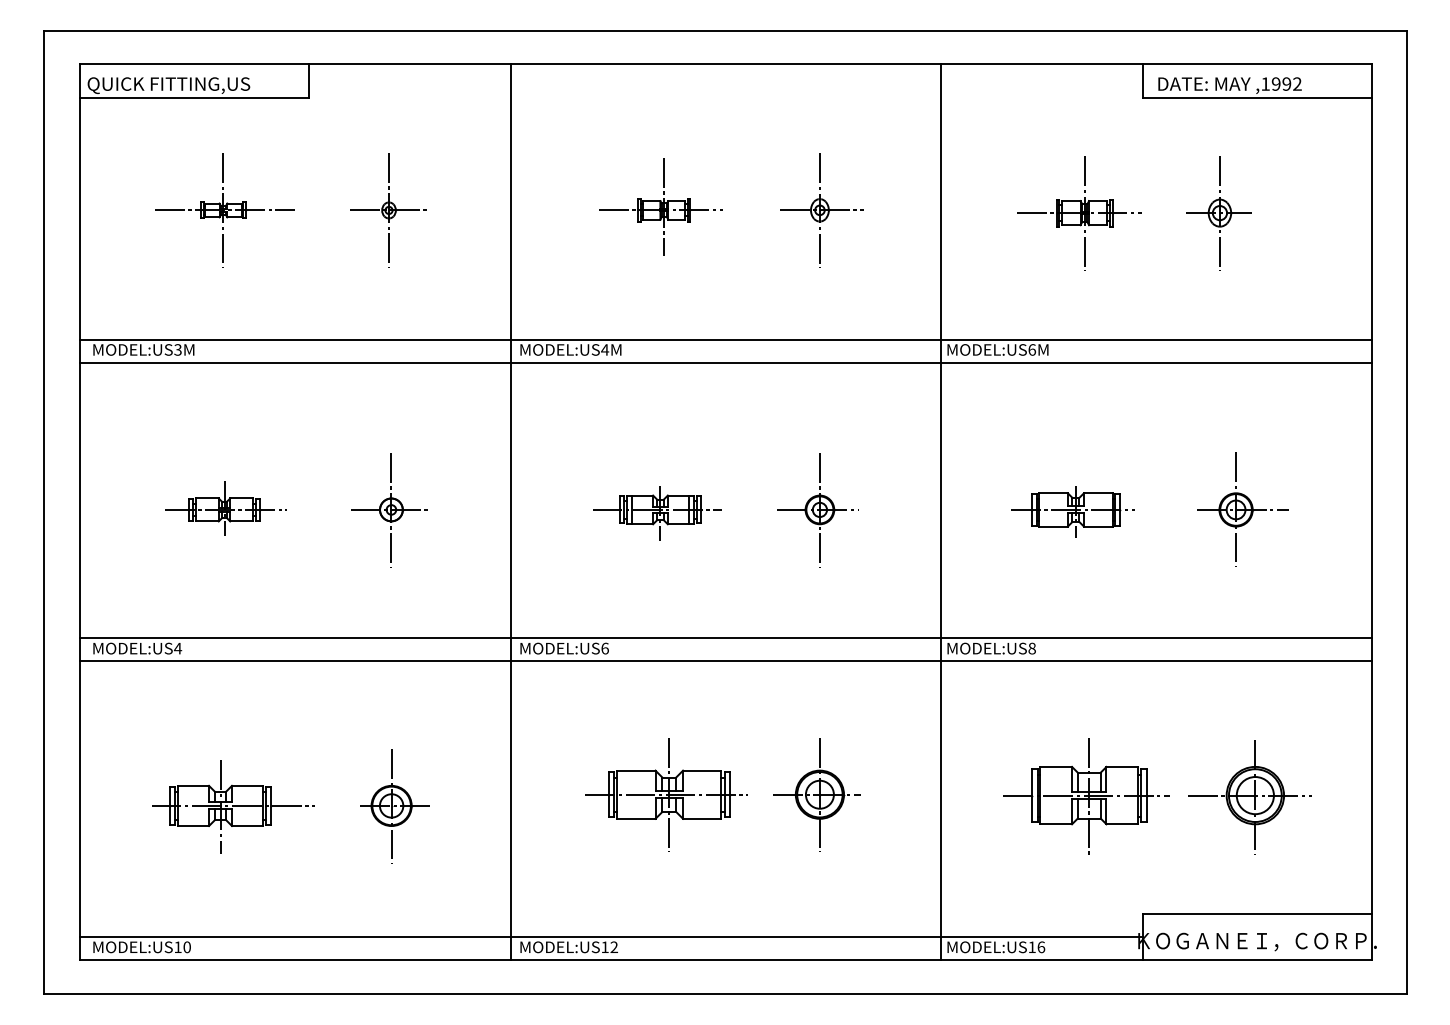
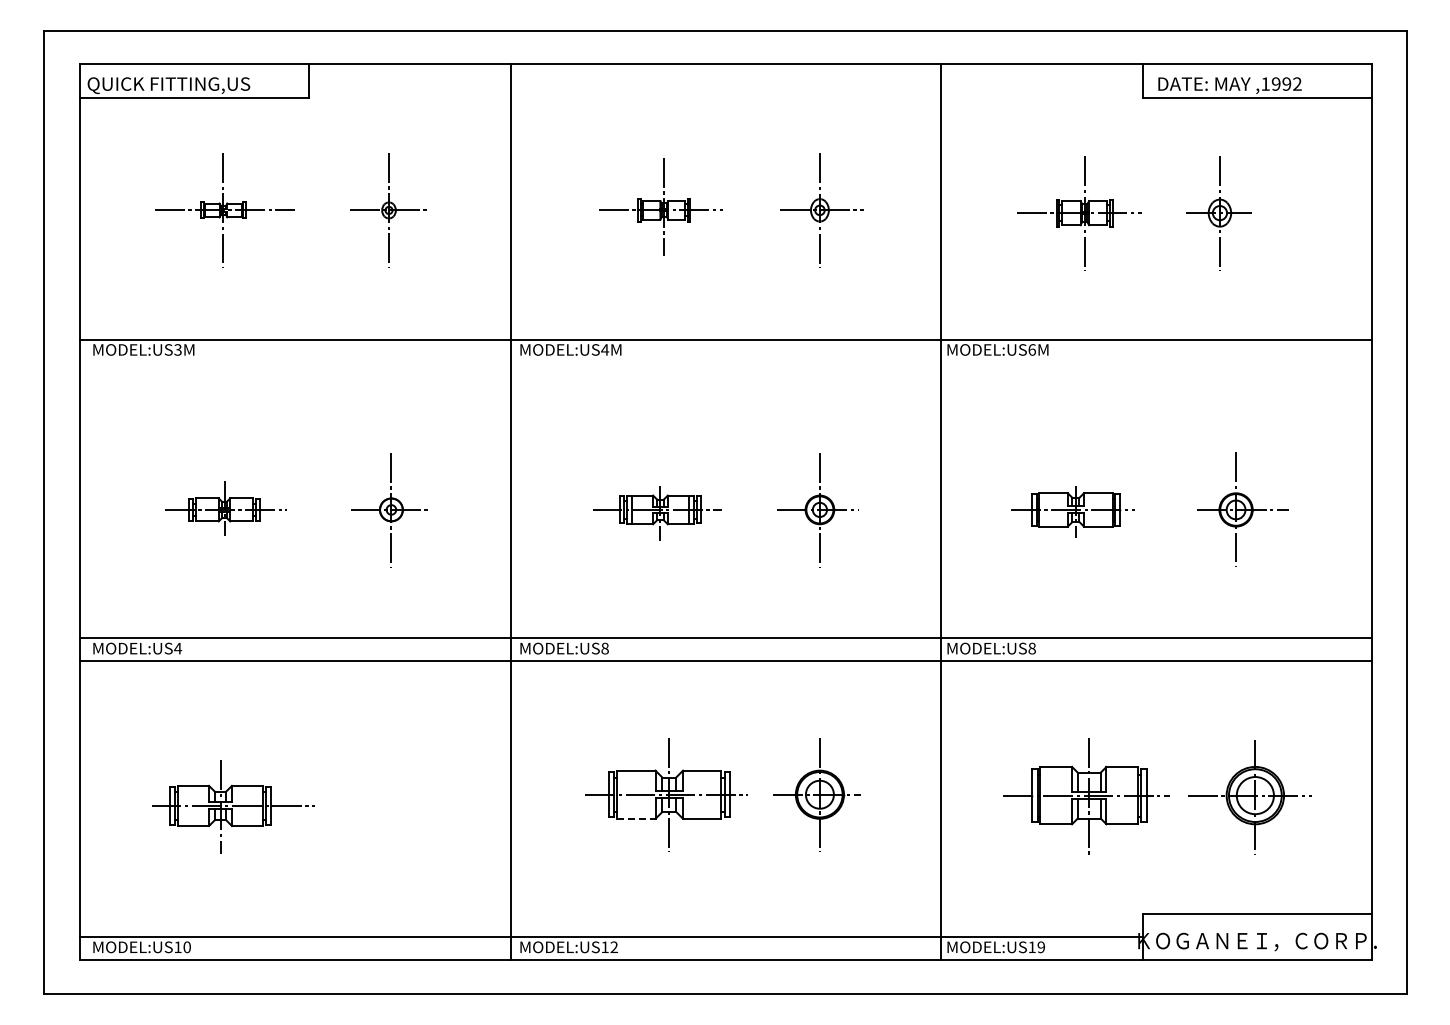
line: present -> none (725, 362)
text: MODEL:US6 -> MODEL:US8 (604, 648)
part: present -> none (394, 806)
line: solid -> dashed (636, 818)
text: MODEL:US16 -> MODEL:US19 (1041, 947)
